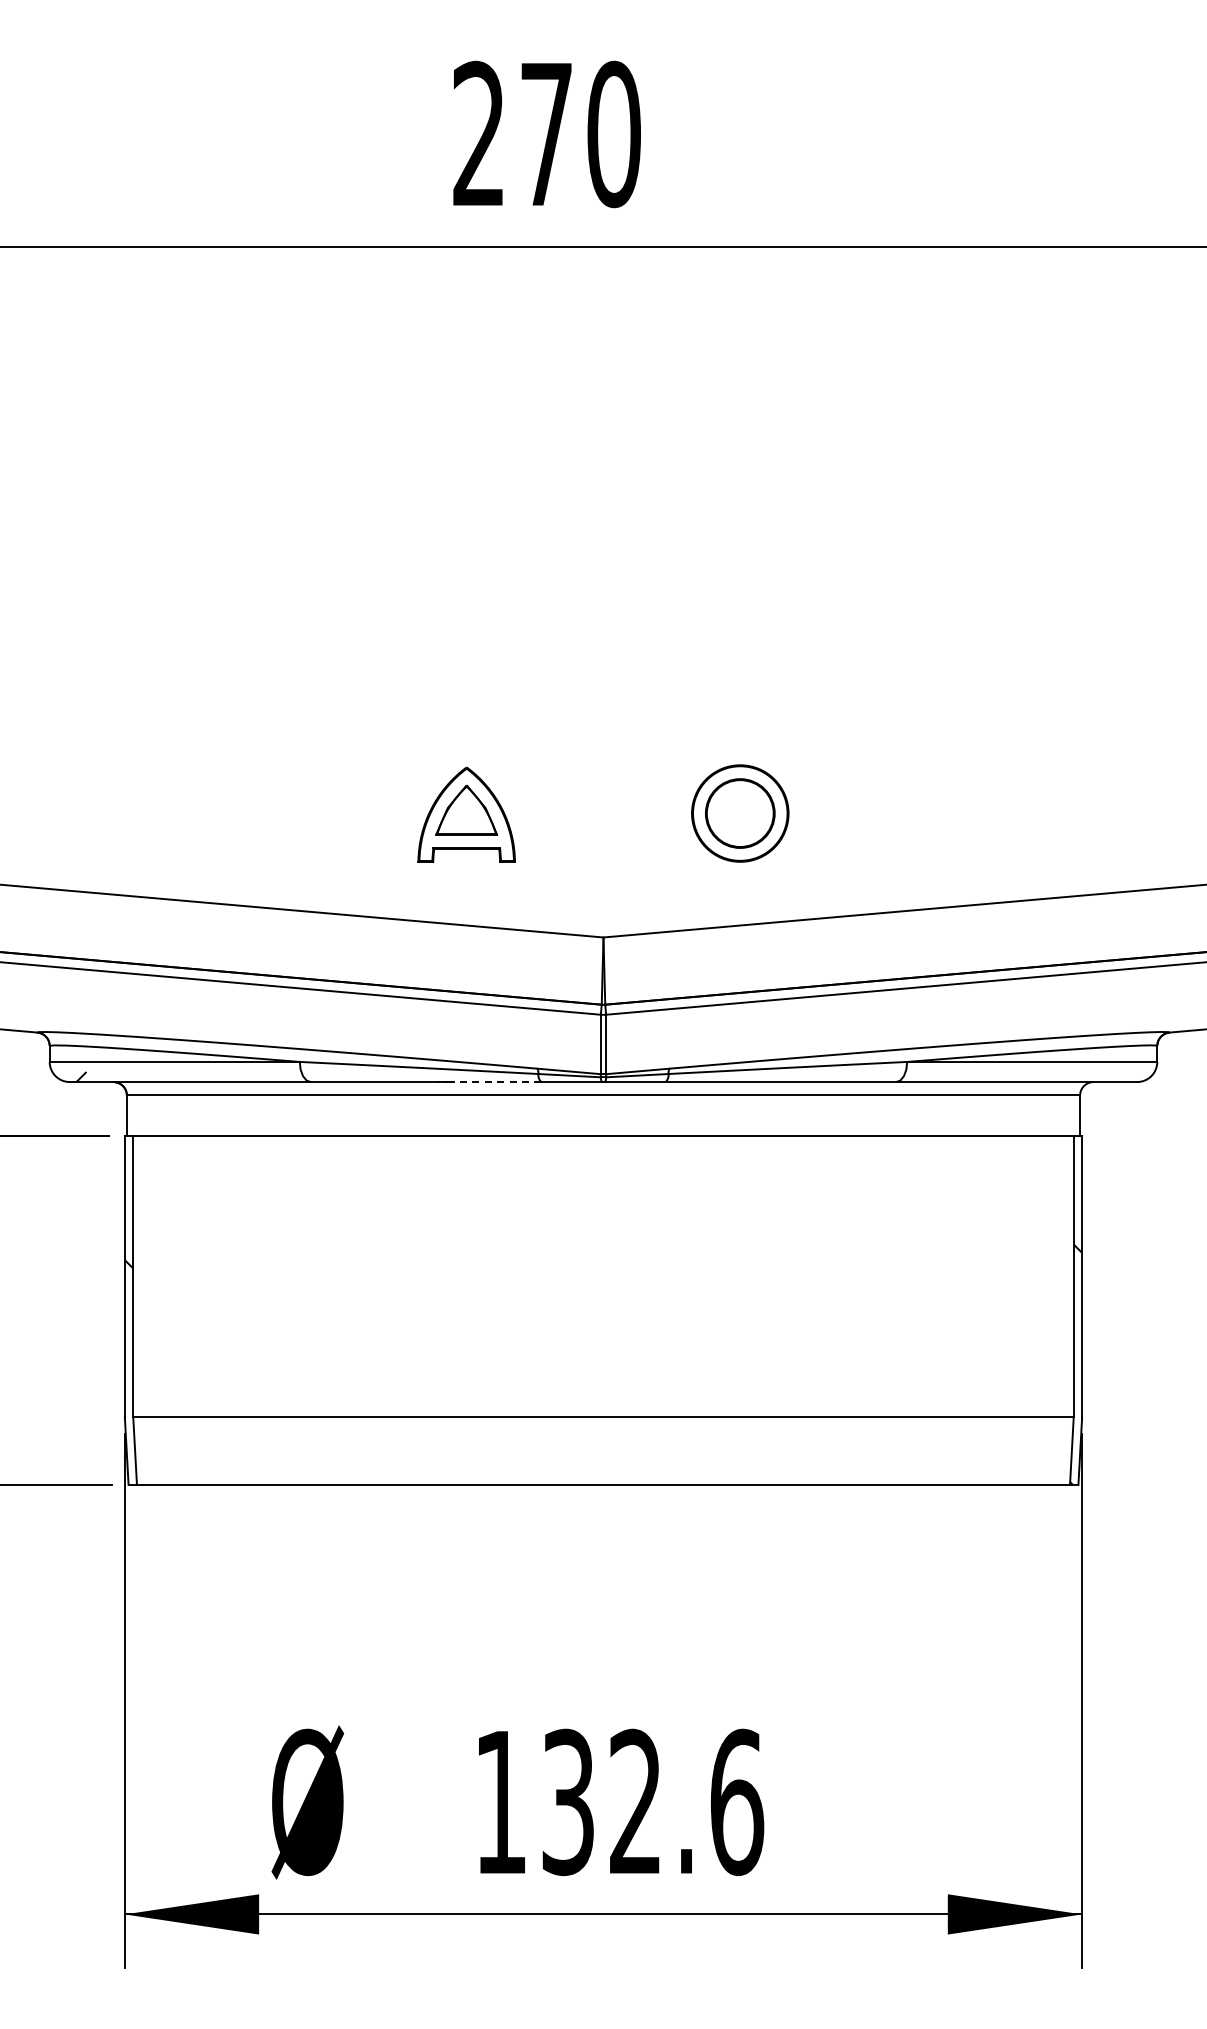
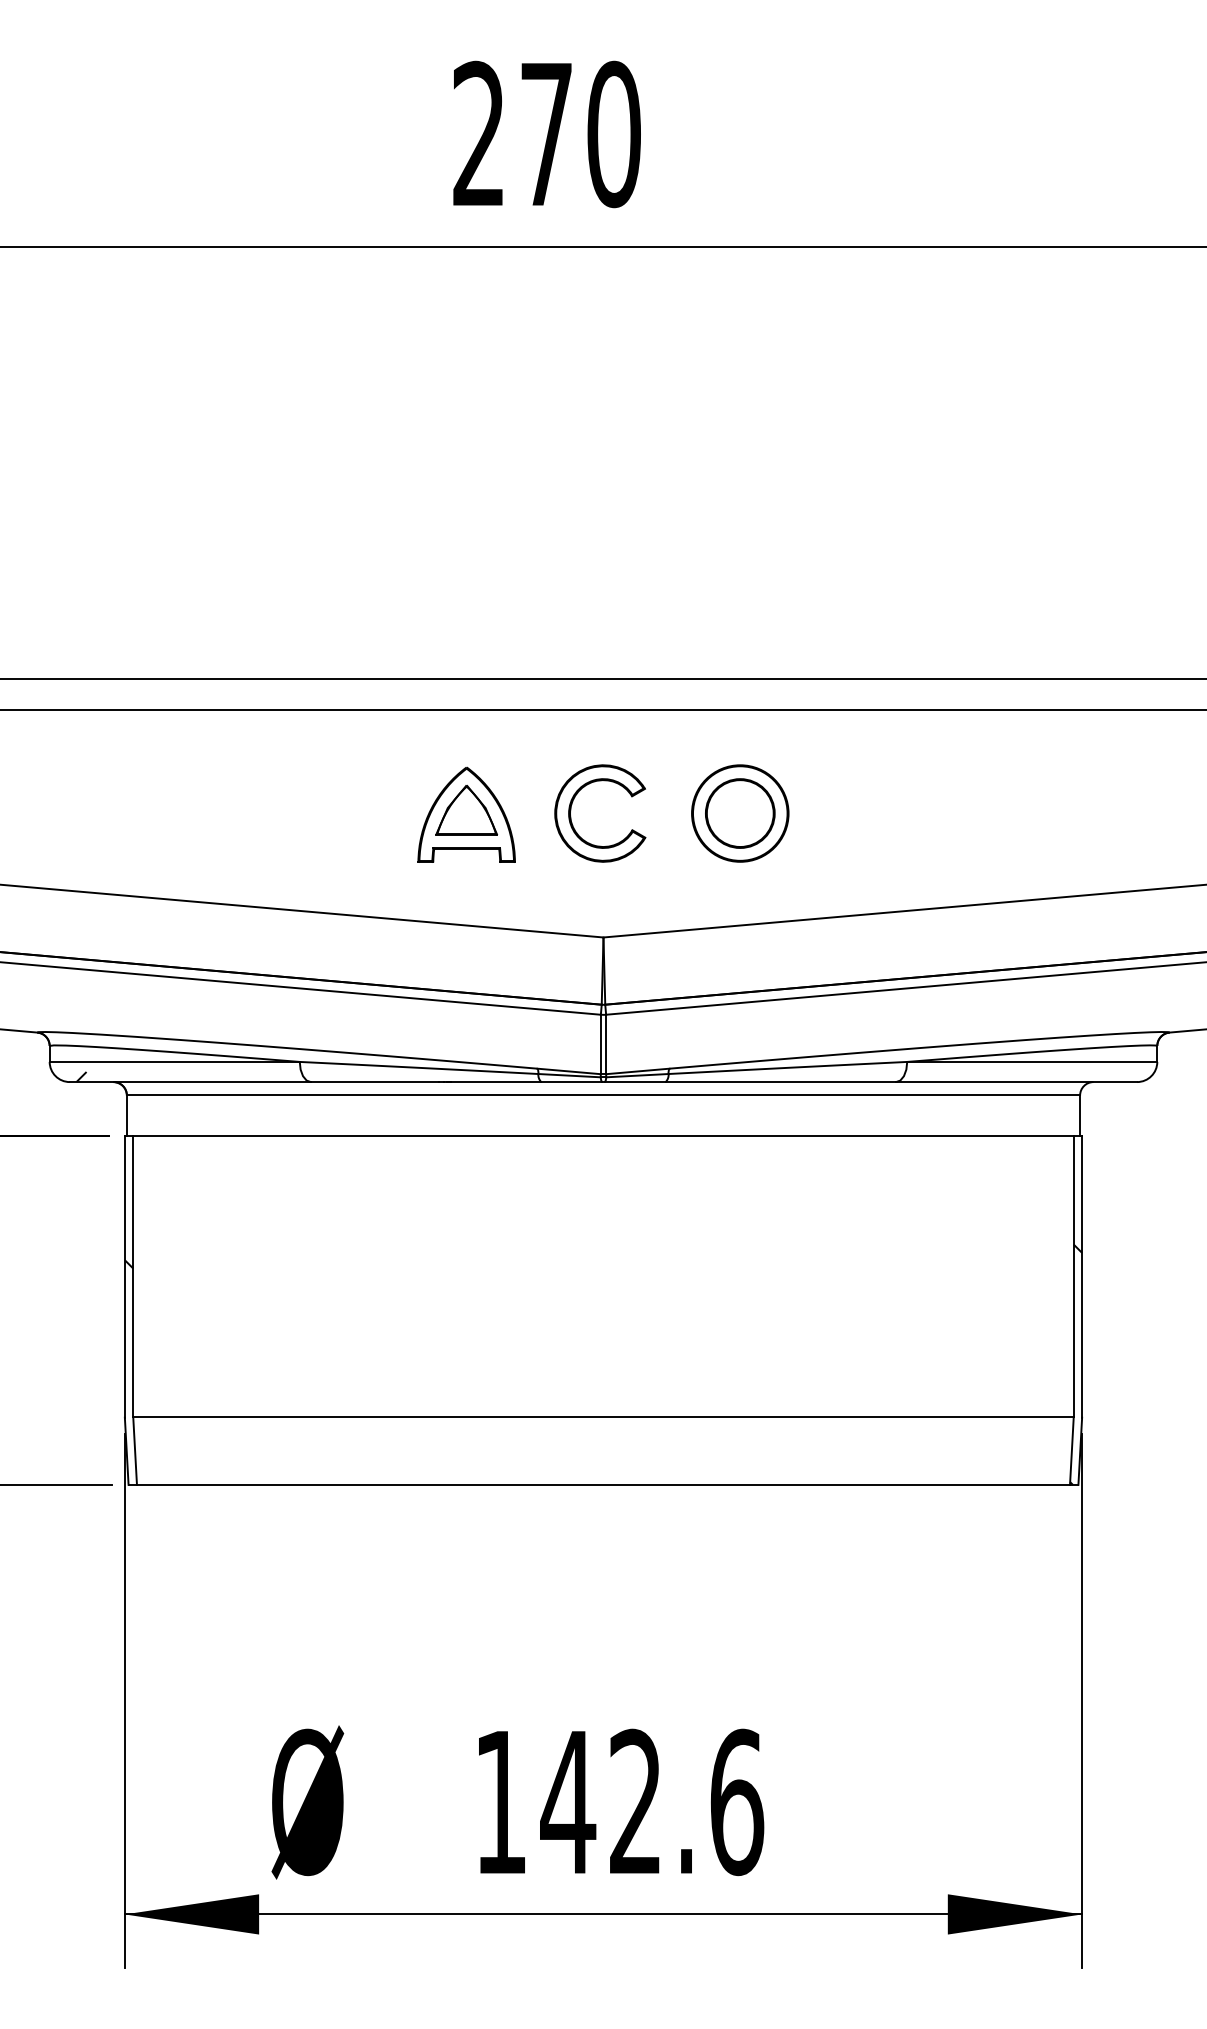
line: none -> present (602, 679)
line: none -> present (602, 709)
part: none -> present (571, 810)
line: dashed -> solid (495, 1082)
text: 132.6 -> 142.6 (568, 1802)
